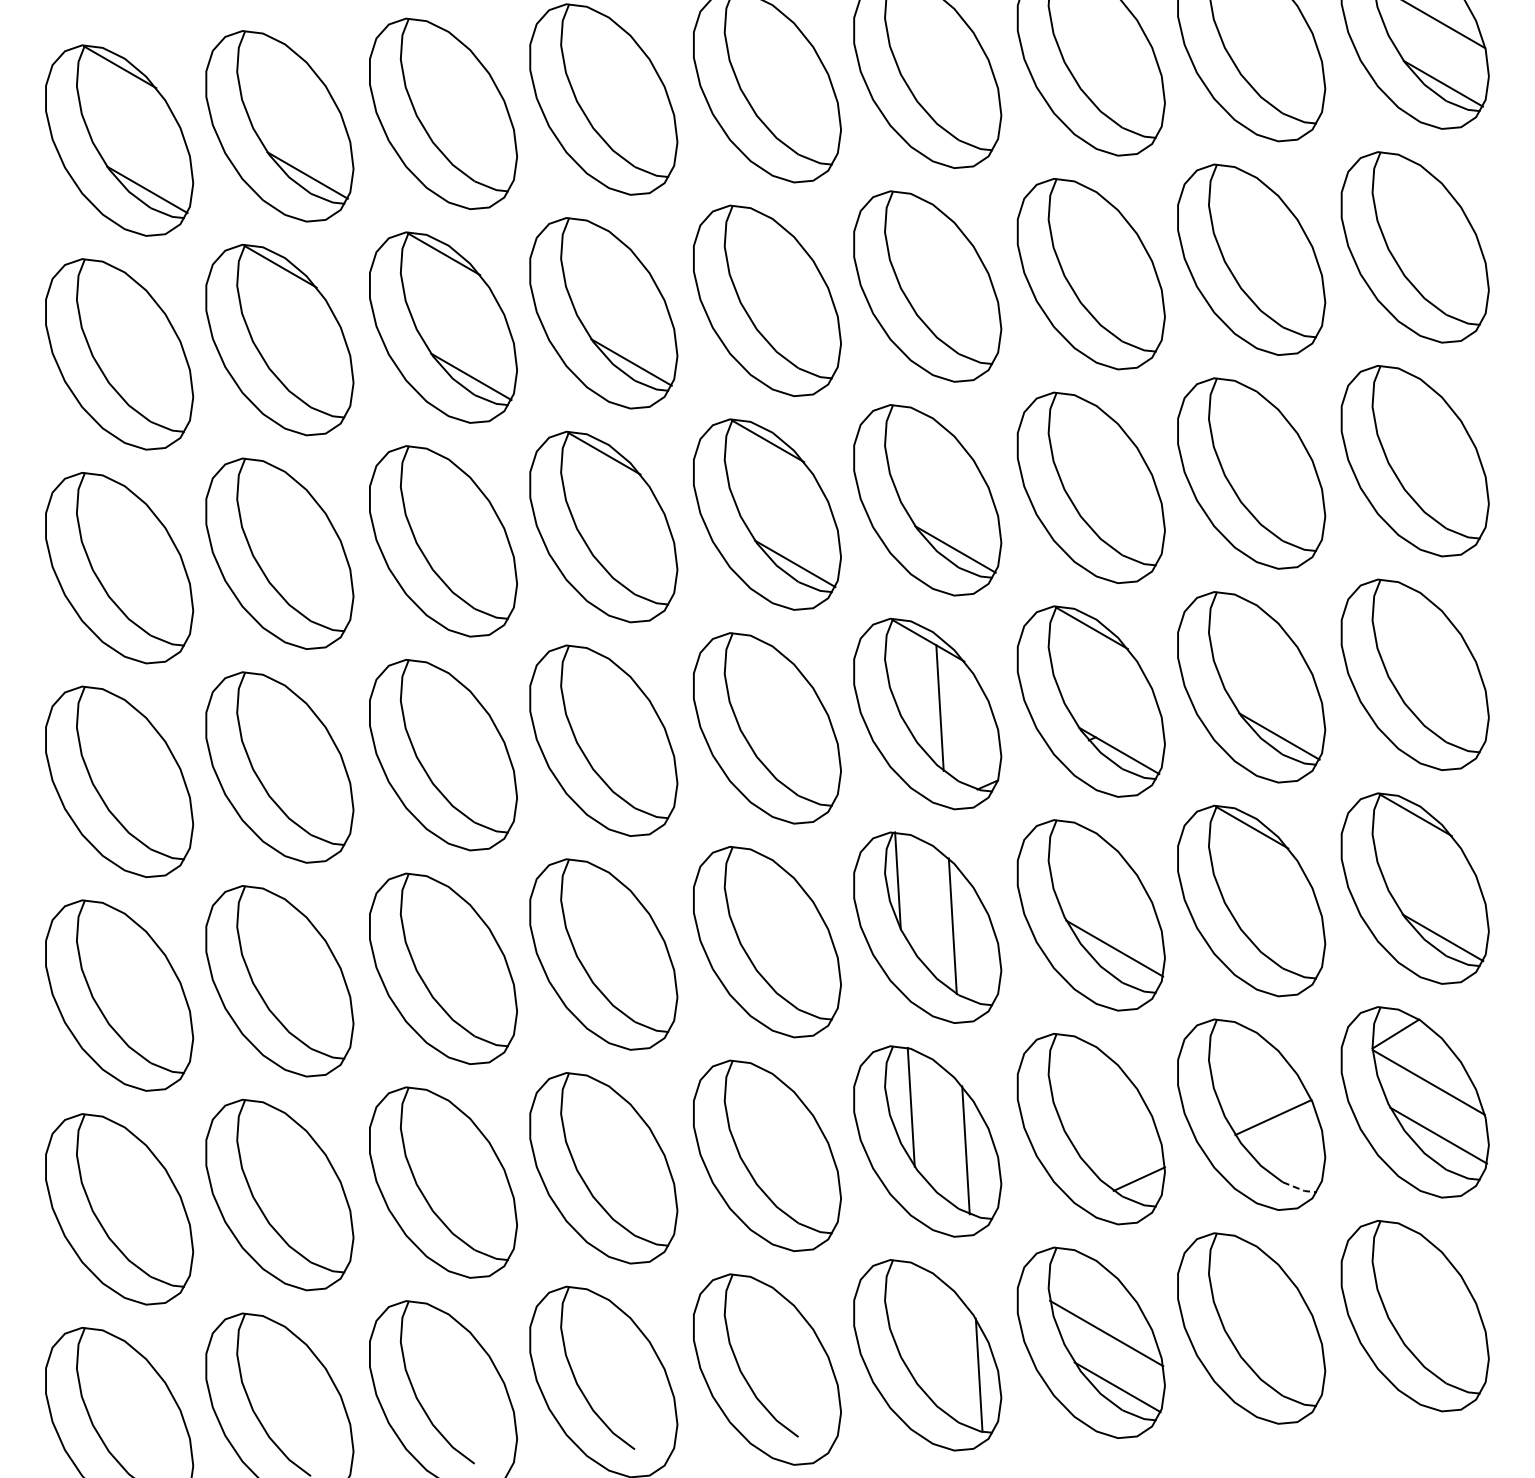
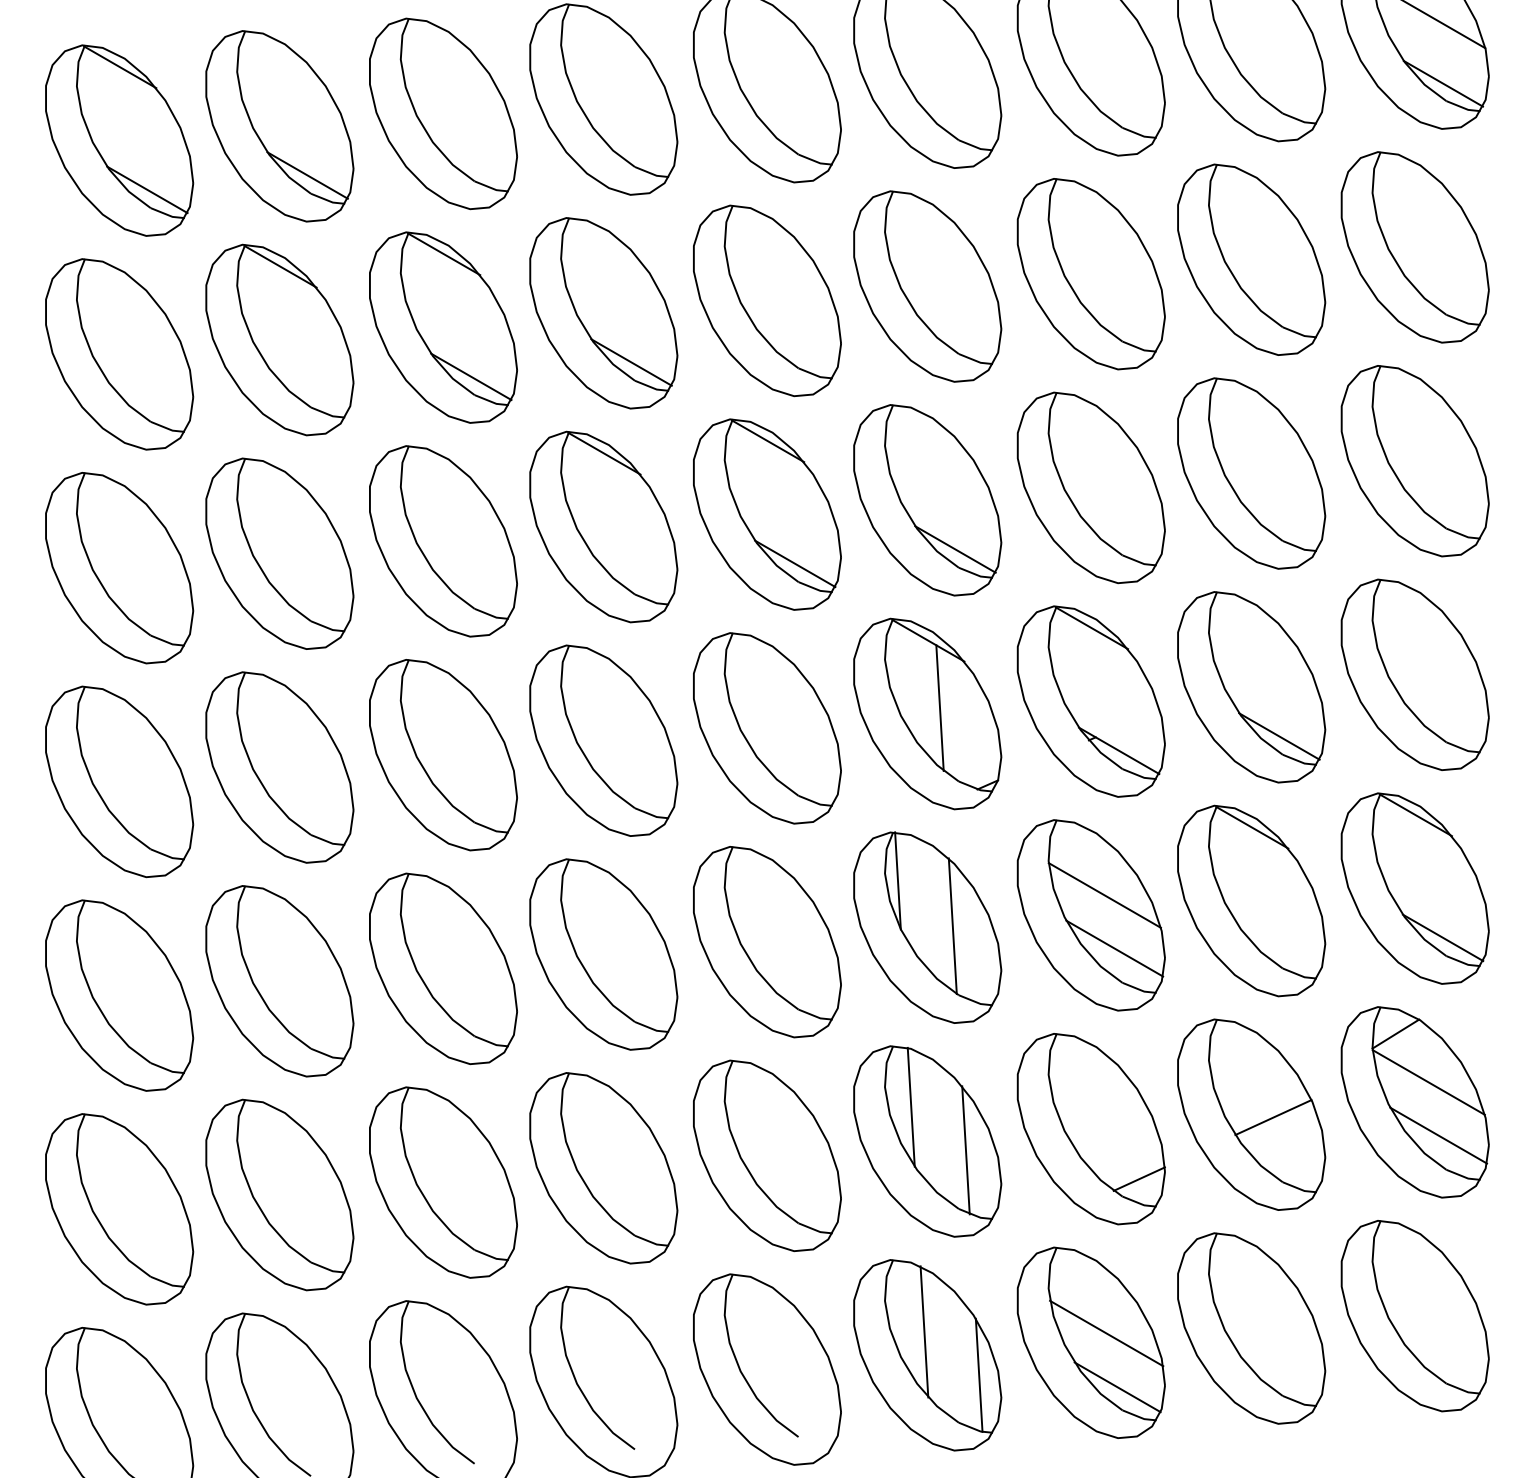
line: none -> present (1104, 895)
line: dashed -> solid (1300, 1189)
line: none -> present (924, 1331)
